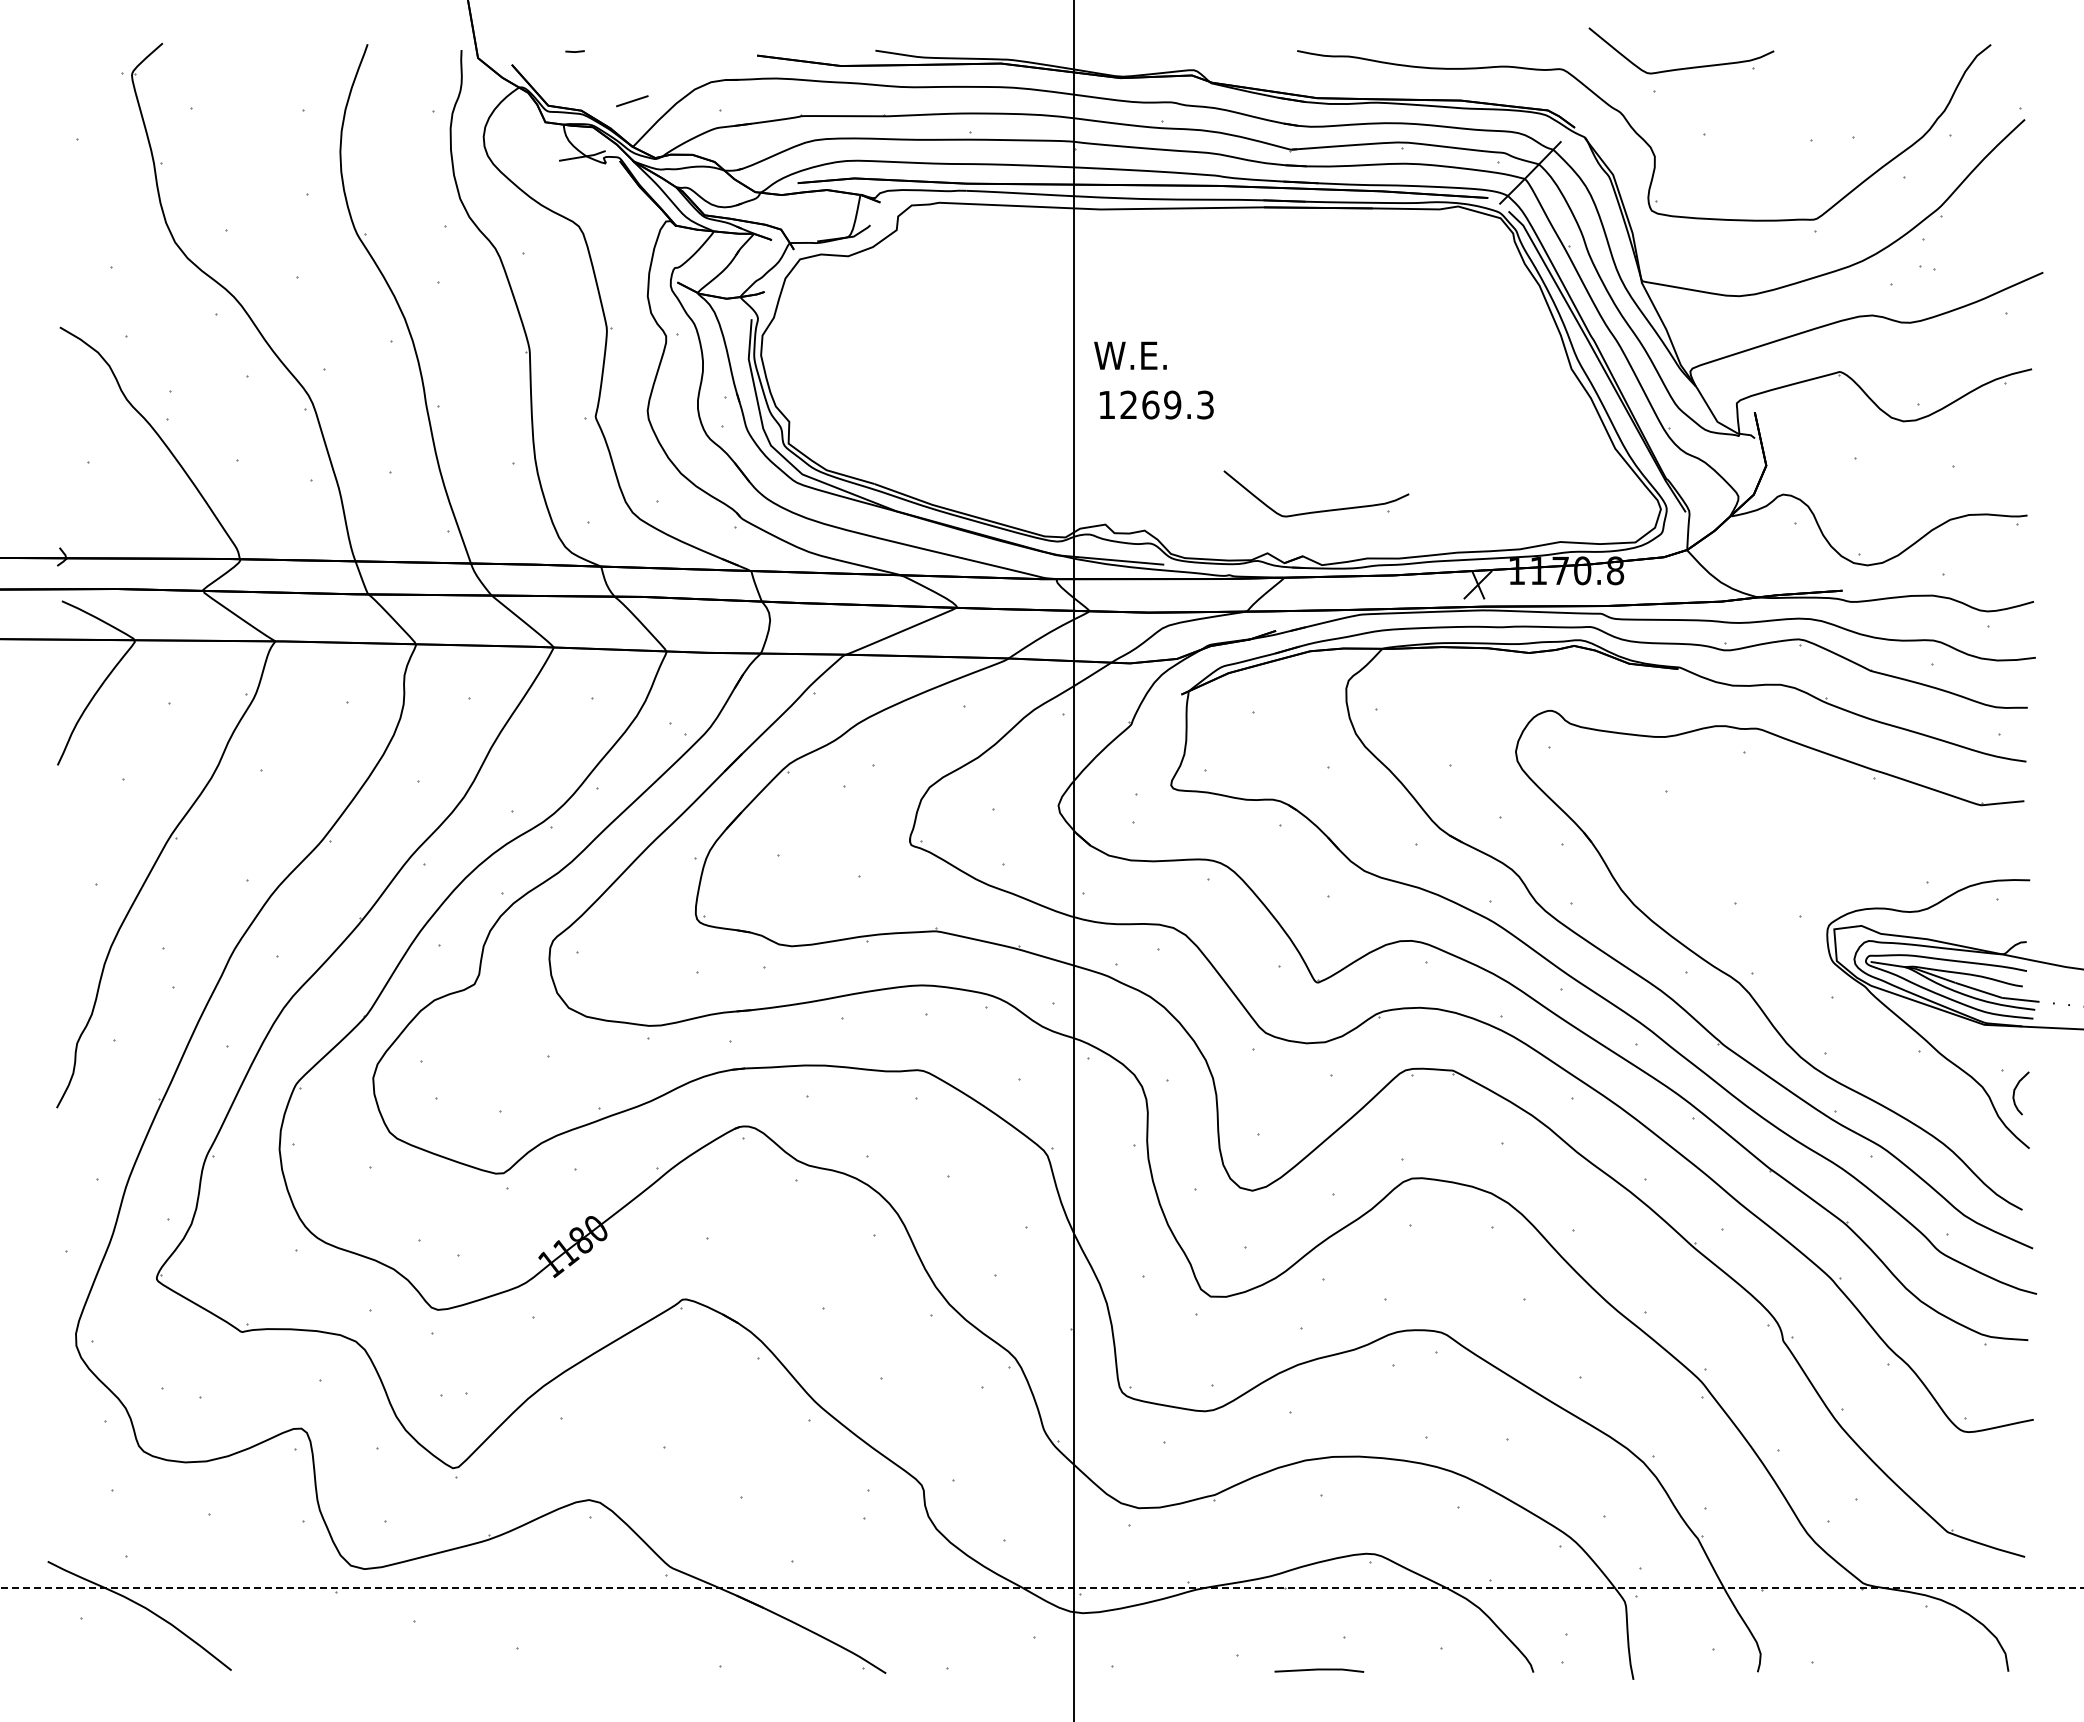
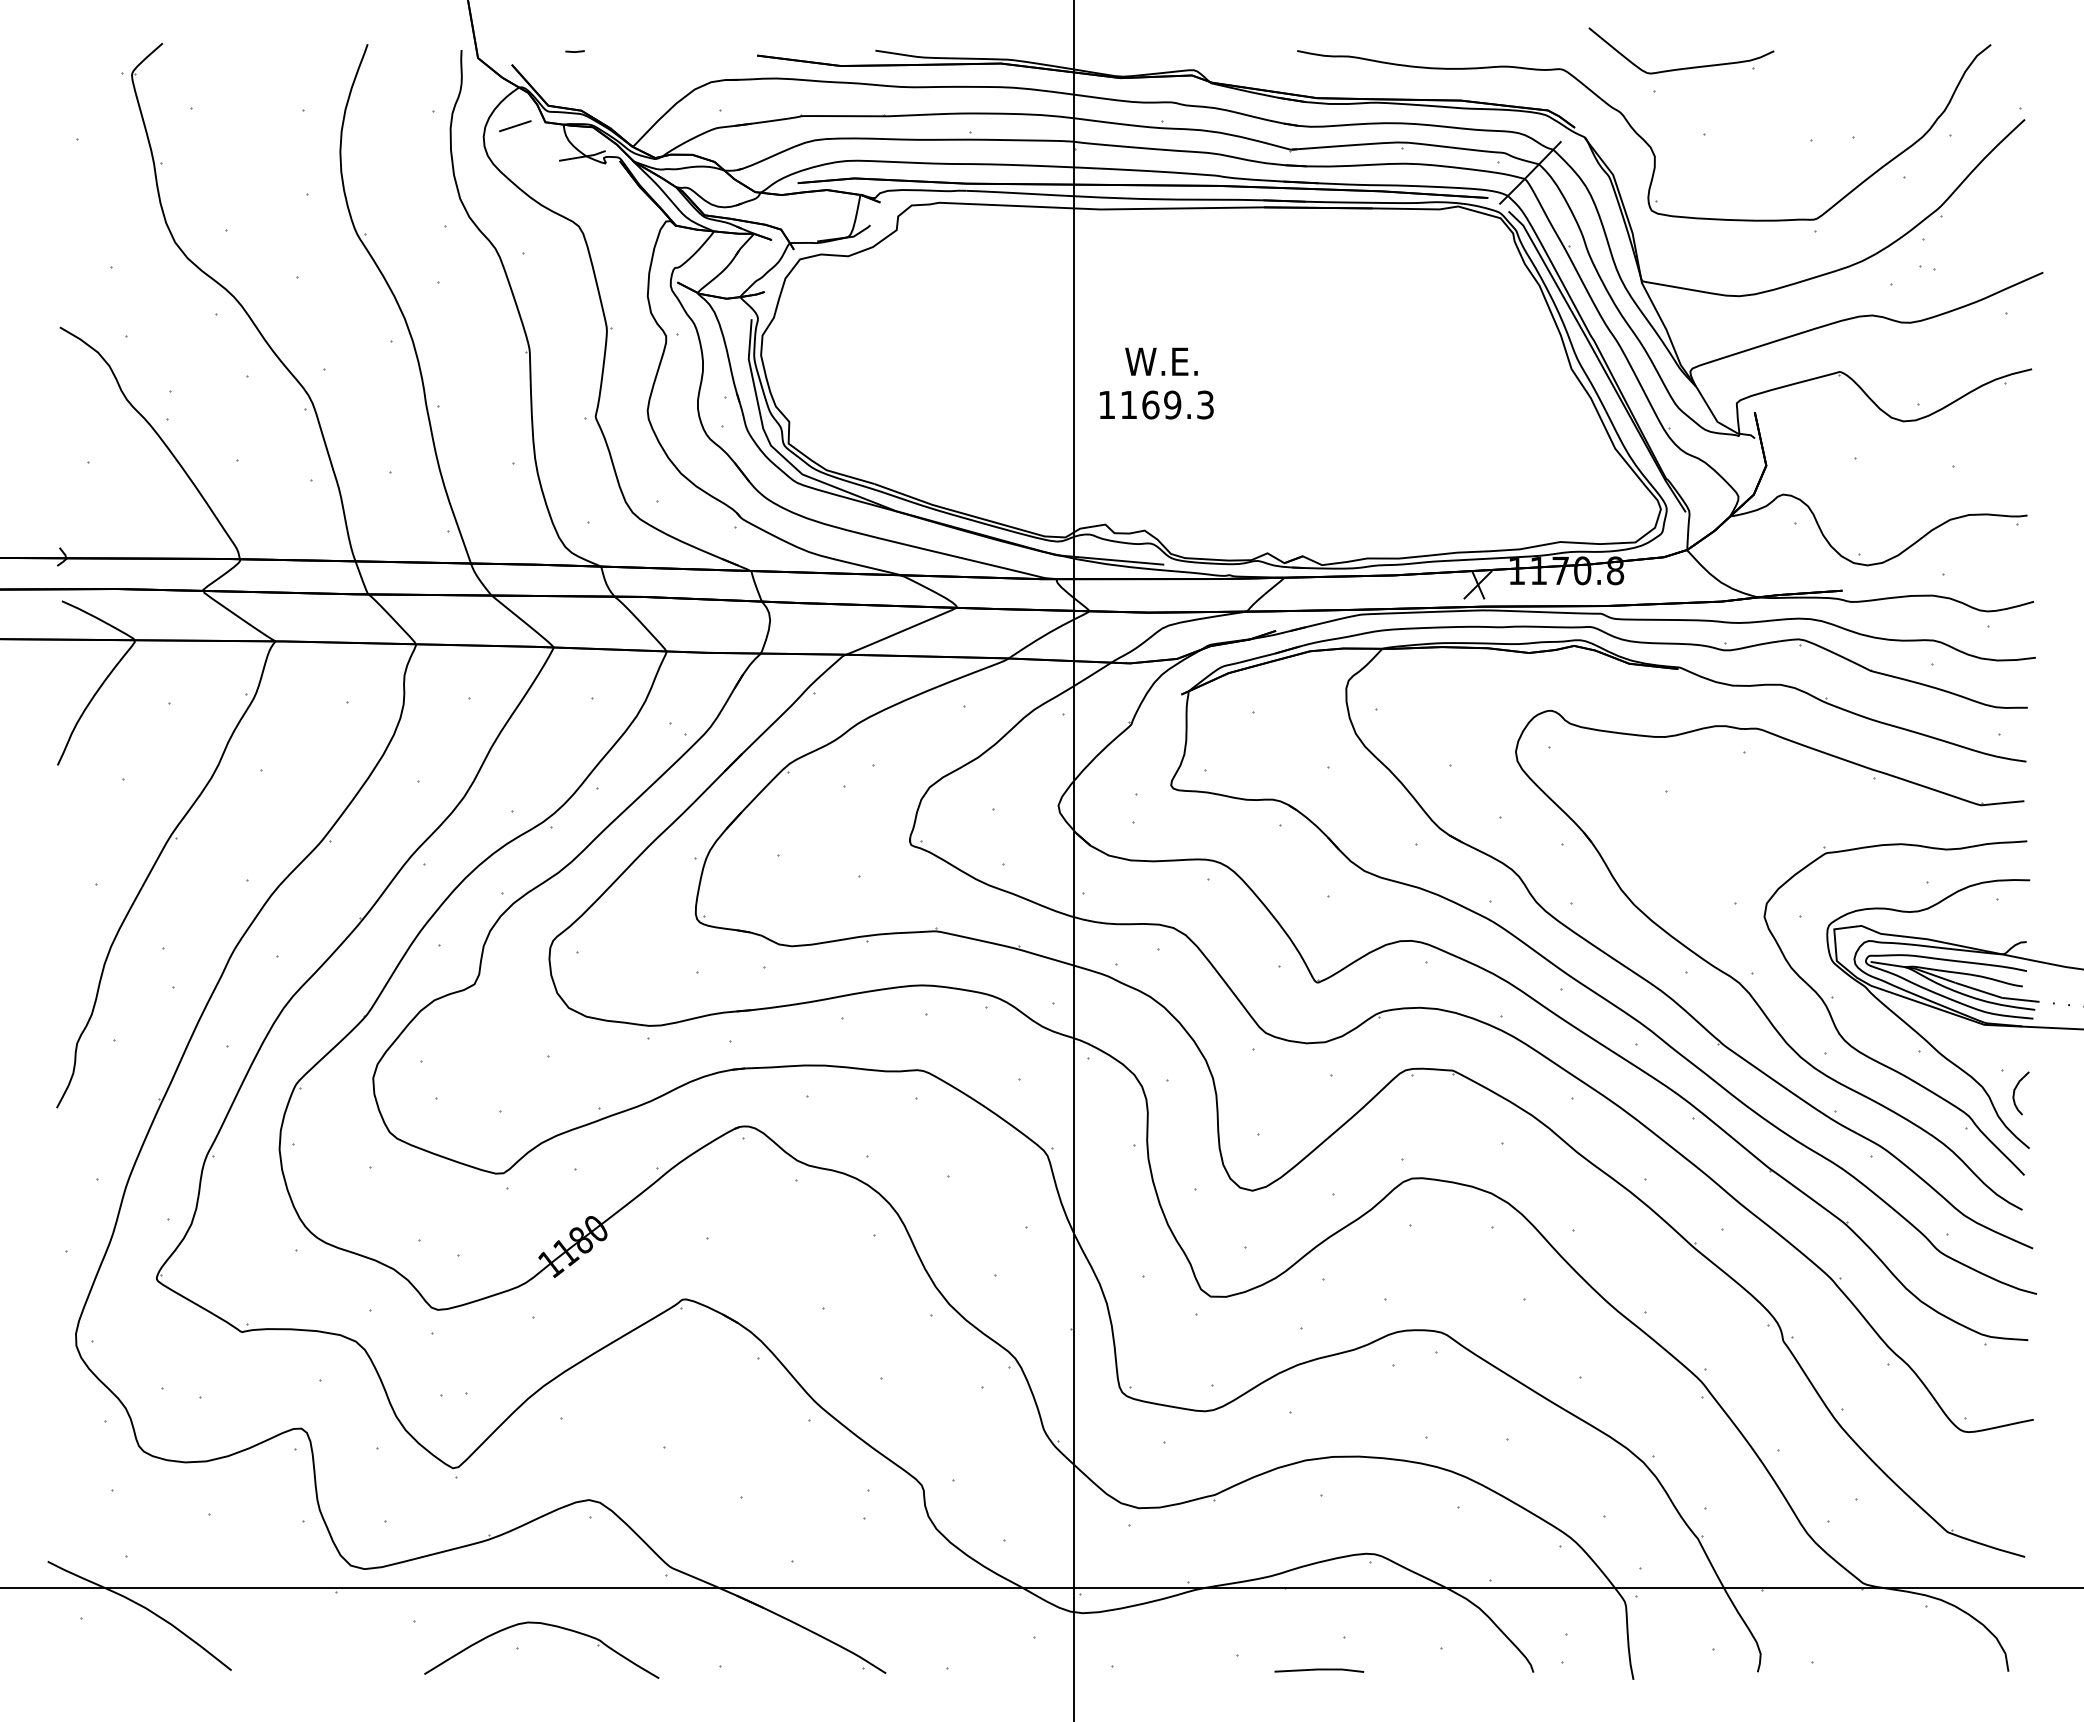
line position: (632, 101) -> (515, 126) (515, 126)
text position: (1130, 355) -> (1161, 361) (1161, 361)
text: 1269.3 -> 1169.3 (1128, 404)
part: present -> none (1319, 510)
part: none -> present (1871, 1057)
line: dashed -> solid (1040, 1587)
part: none -> present (546, 1625)
